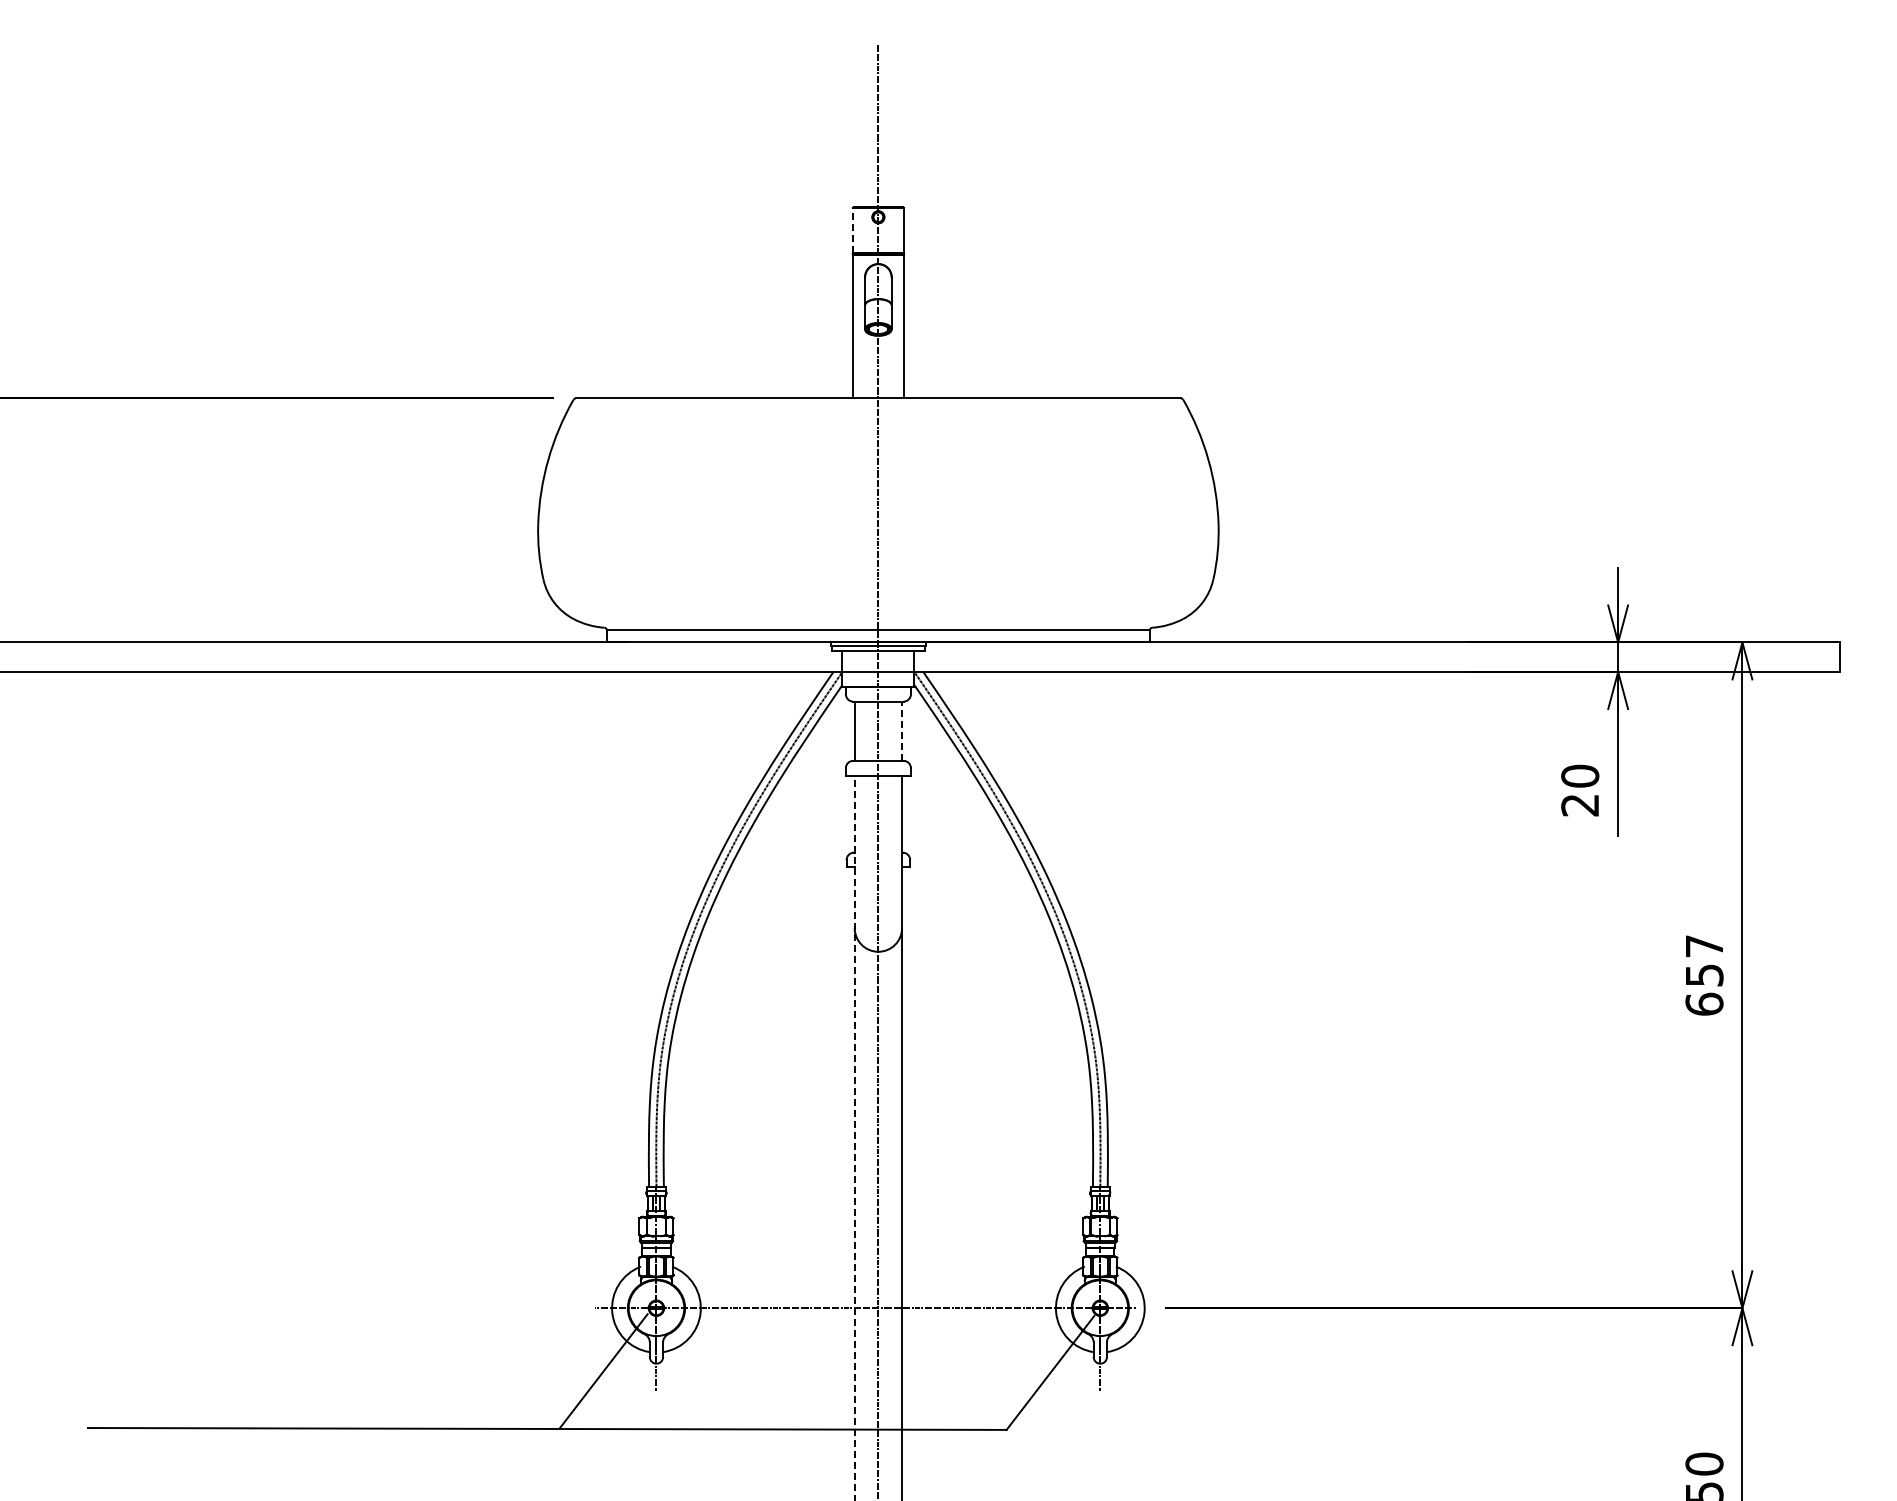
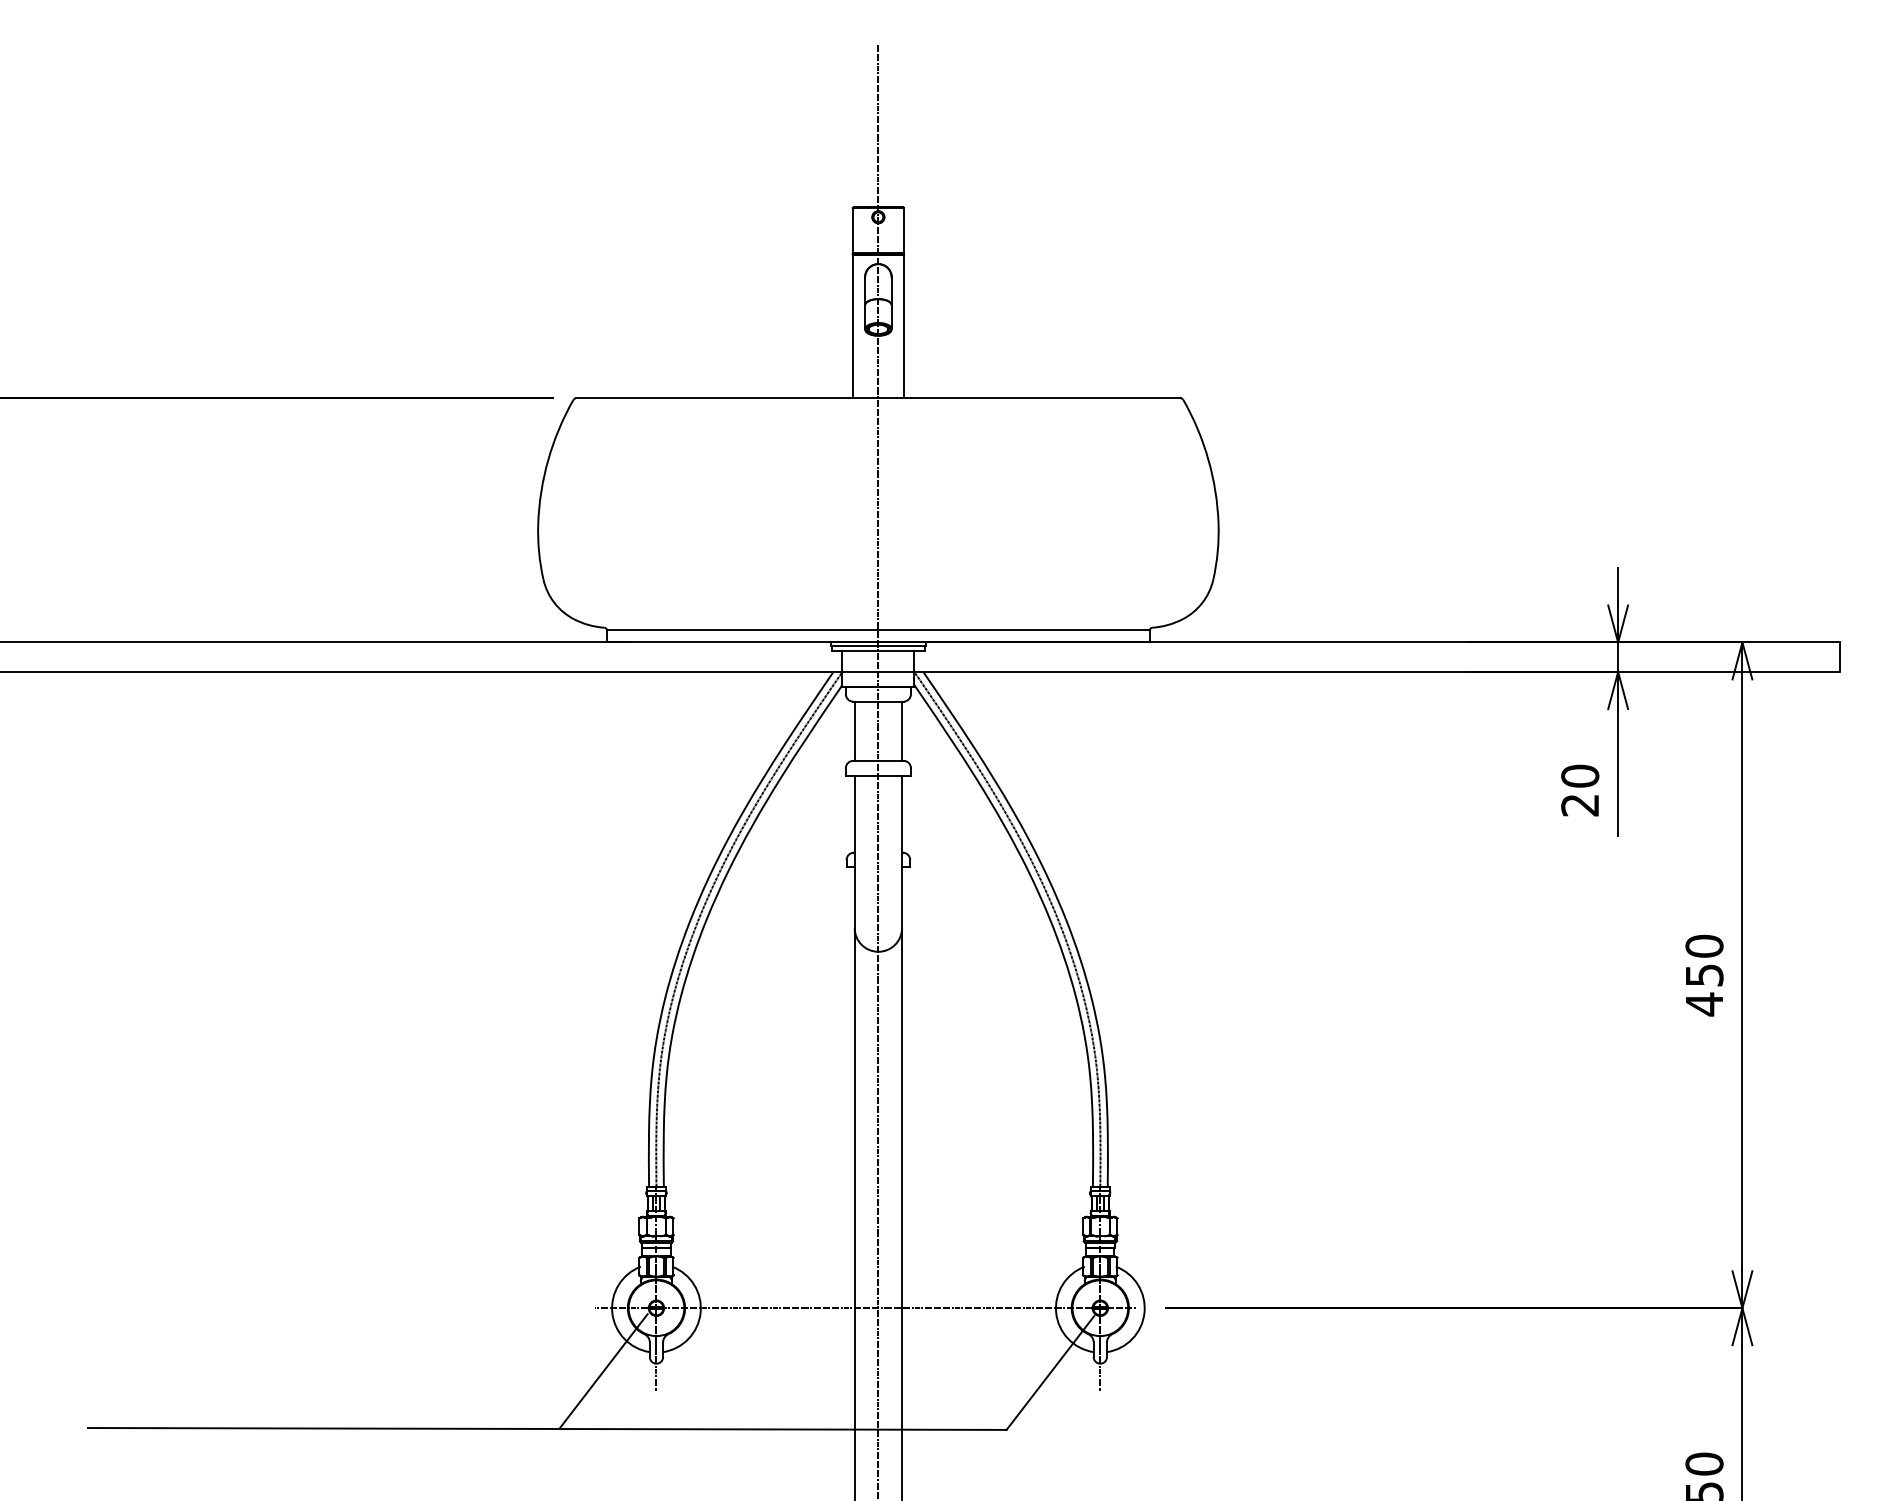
line: dashed -> solid (852, 230)
line: dashed -> solid (902, 731)
text: 657 -> 450 (1704, 975)
line: dashed -> solid (854, 1137)
